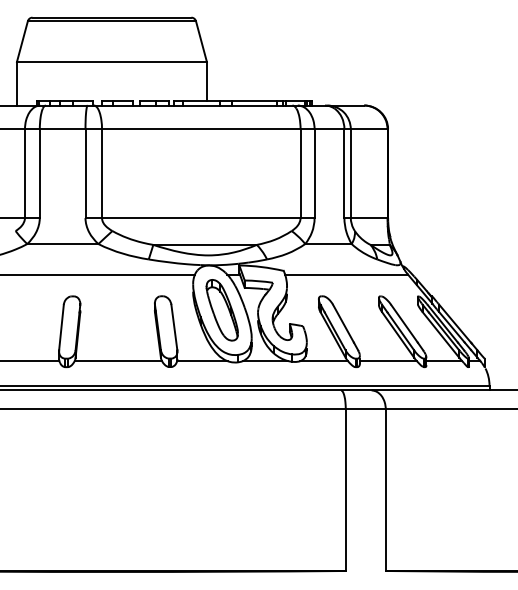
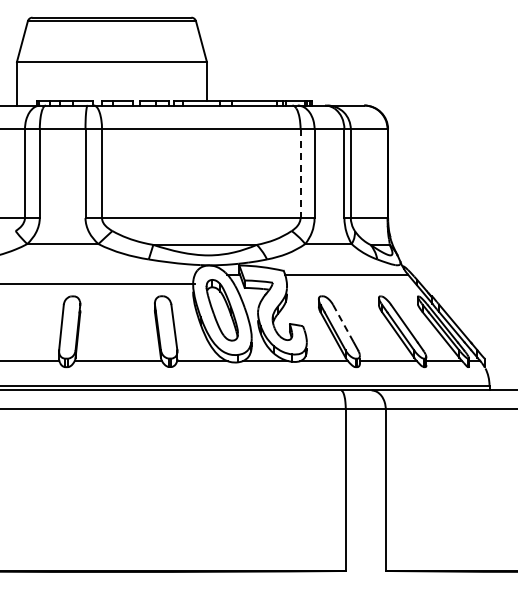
line: solid -> dashed (300, 174)
line position: (98, 274) -> (98, 283) (98, 283)
line: solid -> dashed (343, 323)
